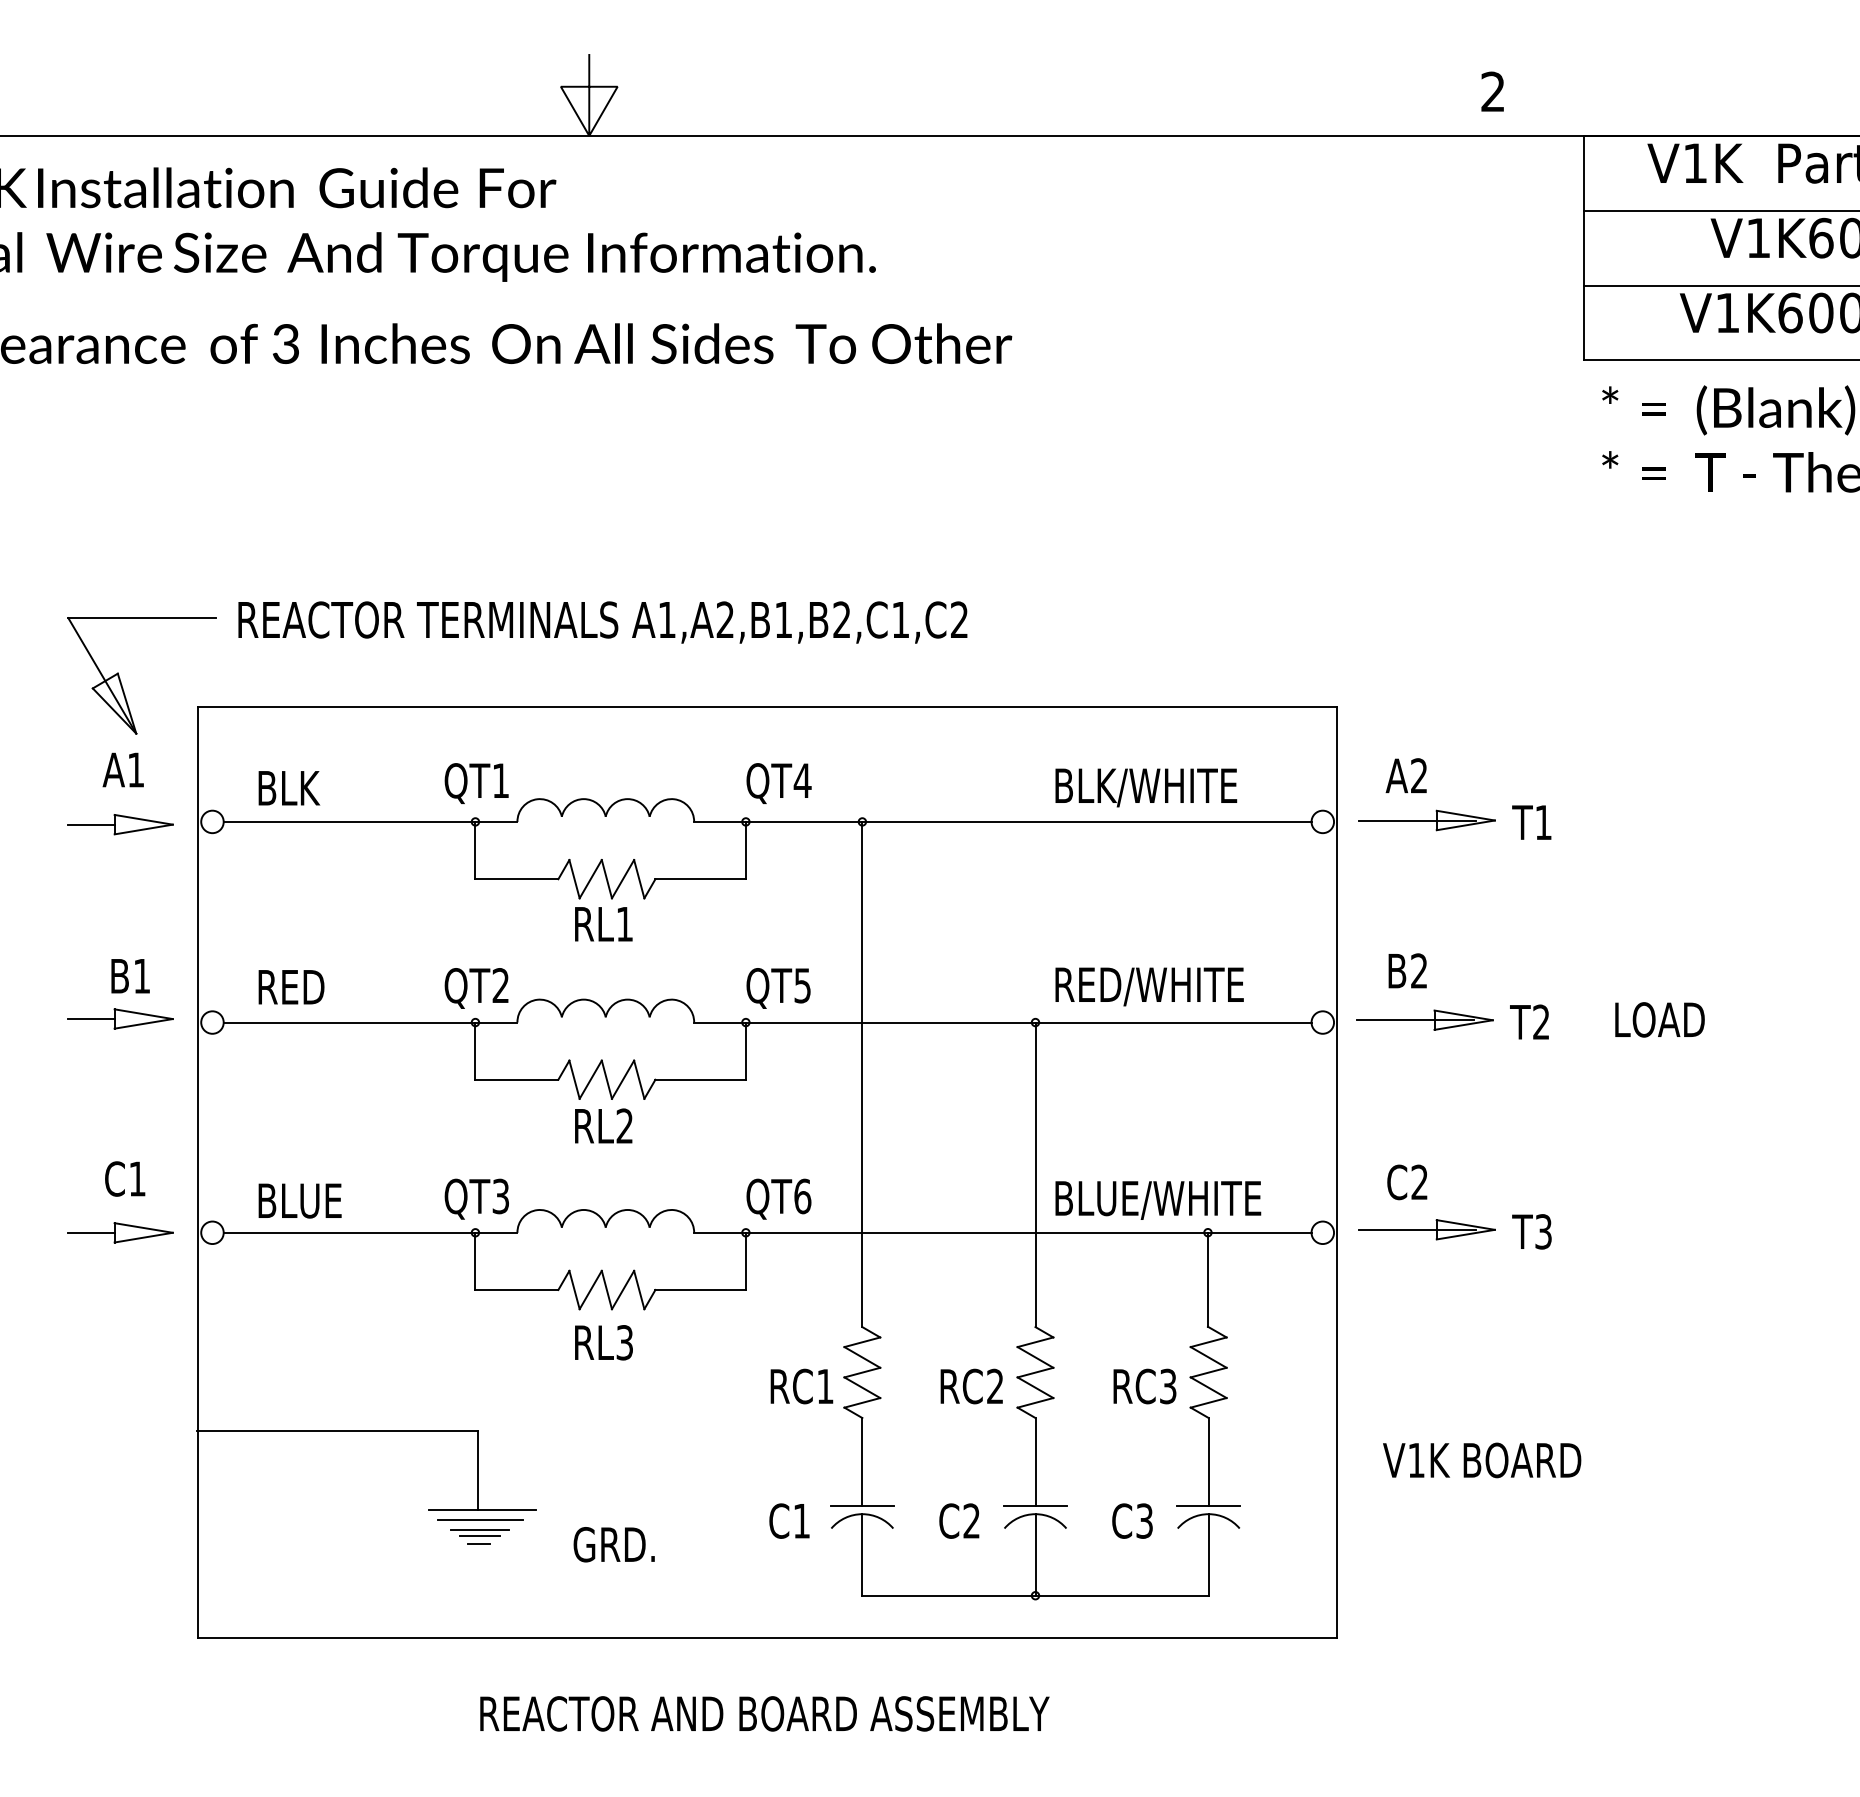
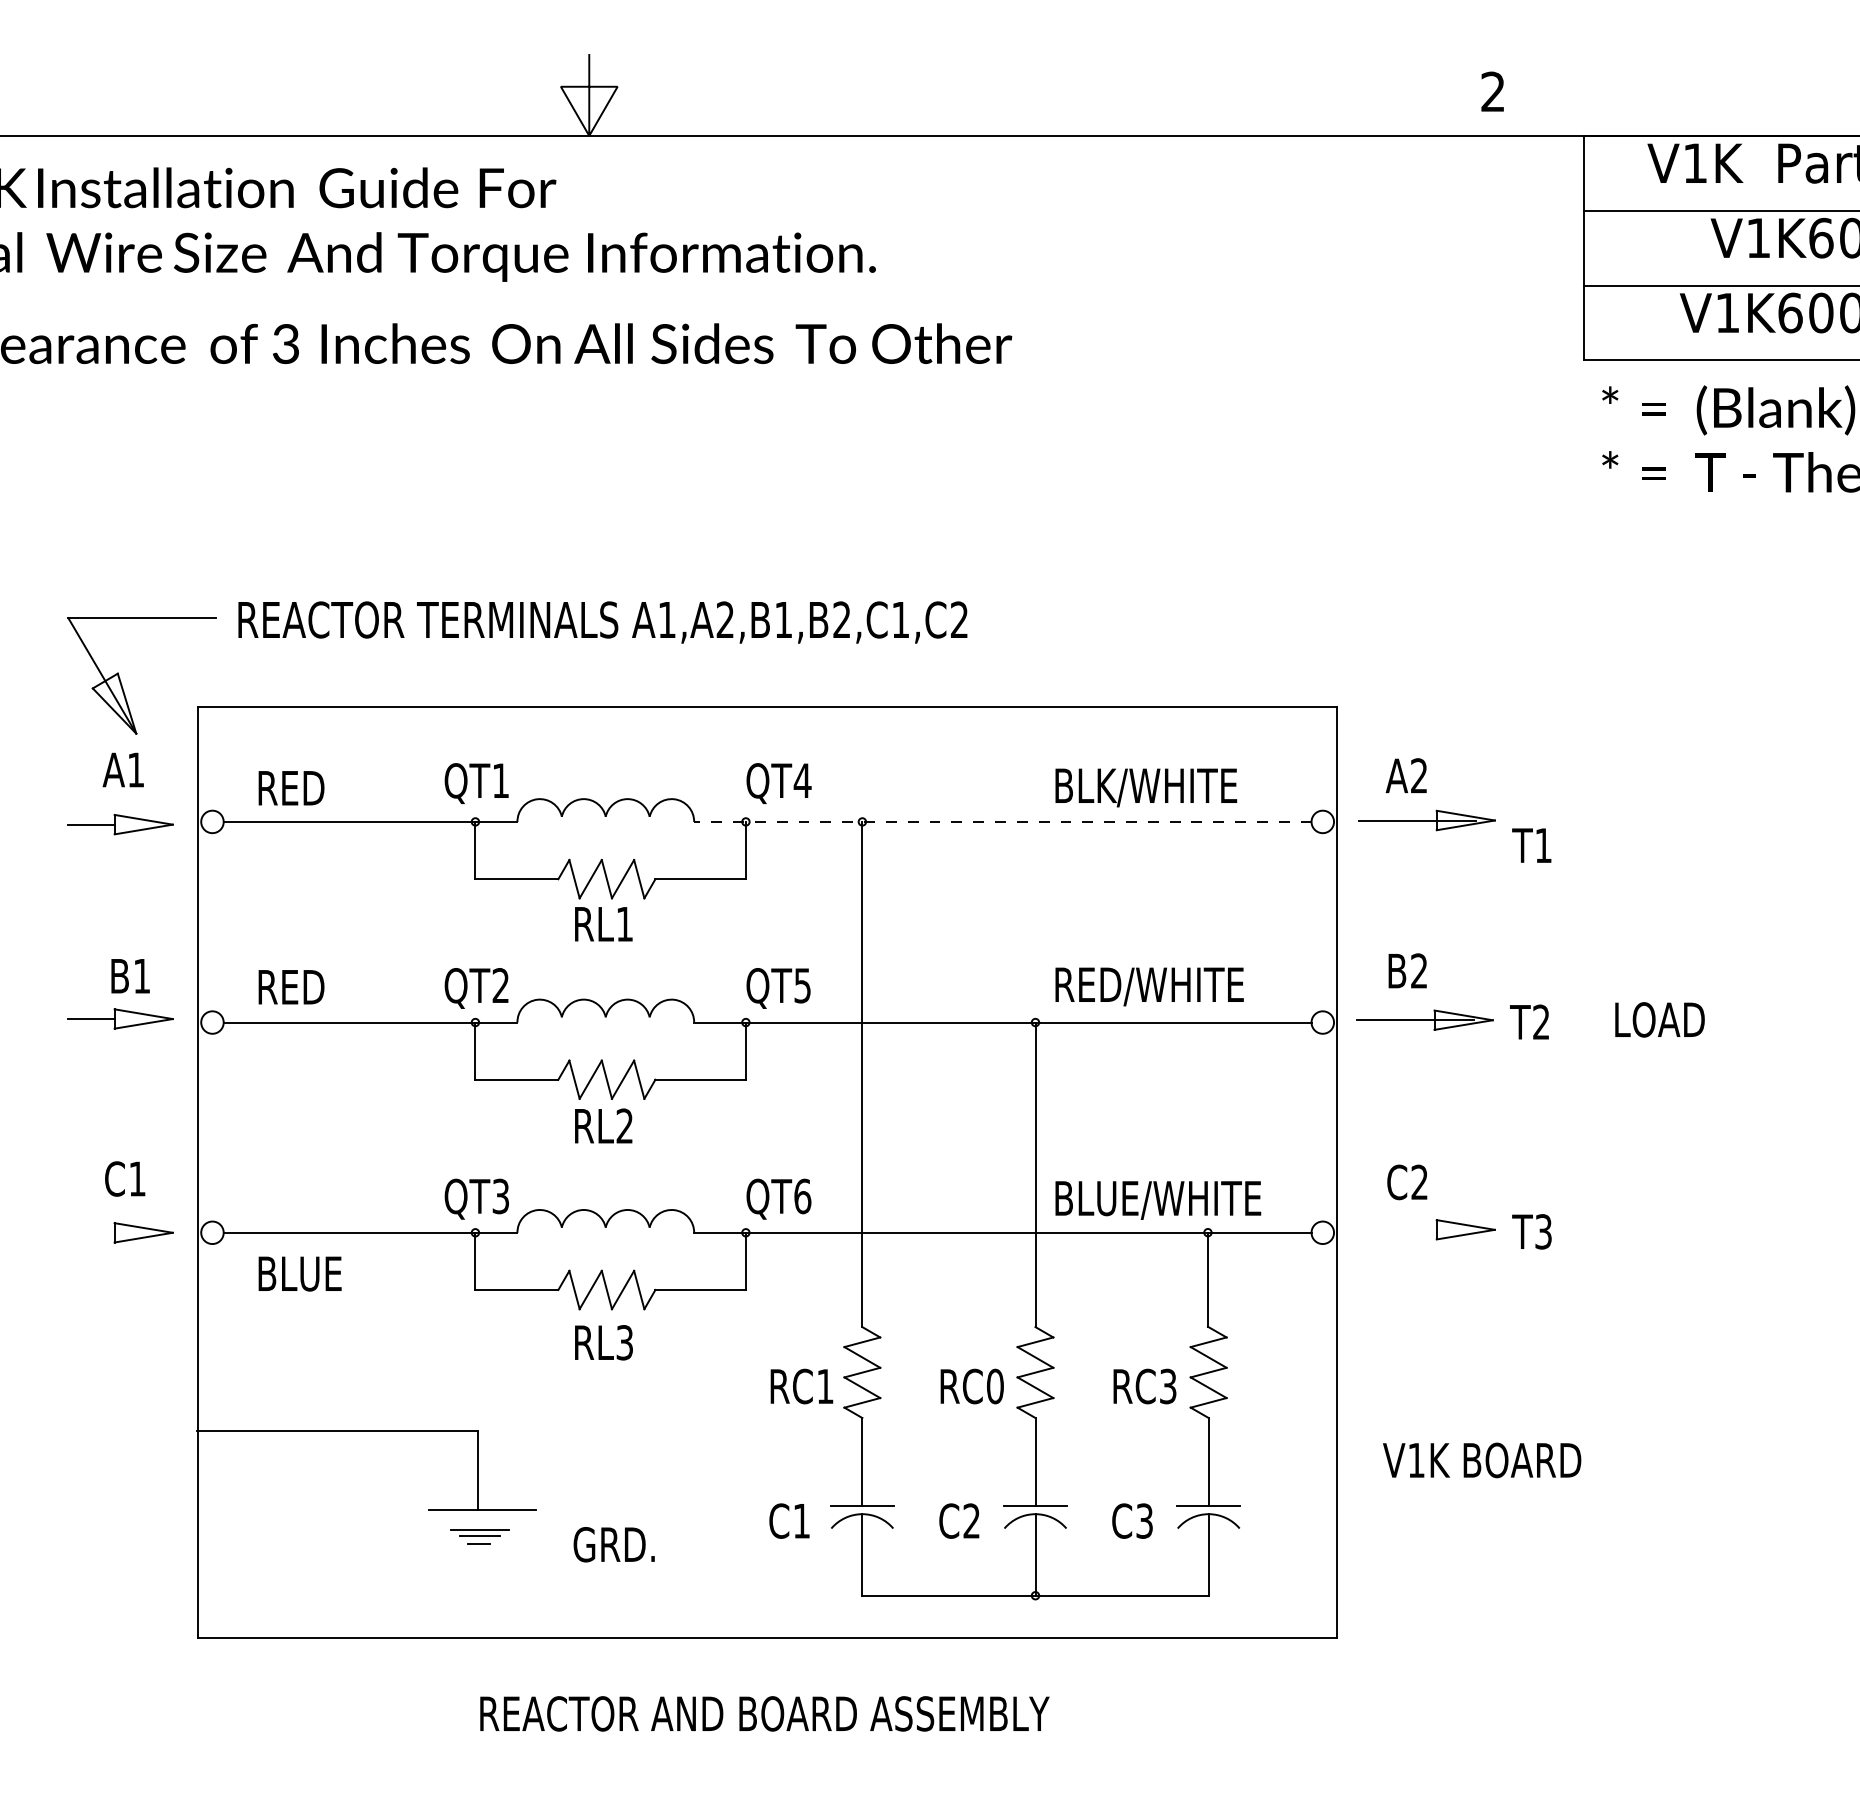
text: BLK -> RED (293, 788)
line: solid -> dashed (1002, 821)
text position: (1531, 822) -> (1531, 845) (1531, 845)
text position: (299, 1200) -> (299, 1273) (299, 1273)
line: present -> none (1417, 1229)
line: present -> none (91, 1232)
text: RC2 -> RC0 (995, 1386)
line: present -> none (480, 1519)
